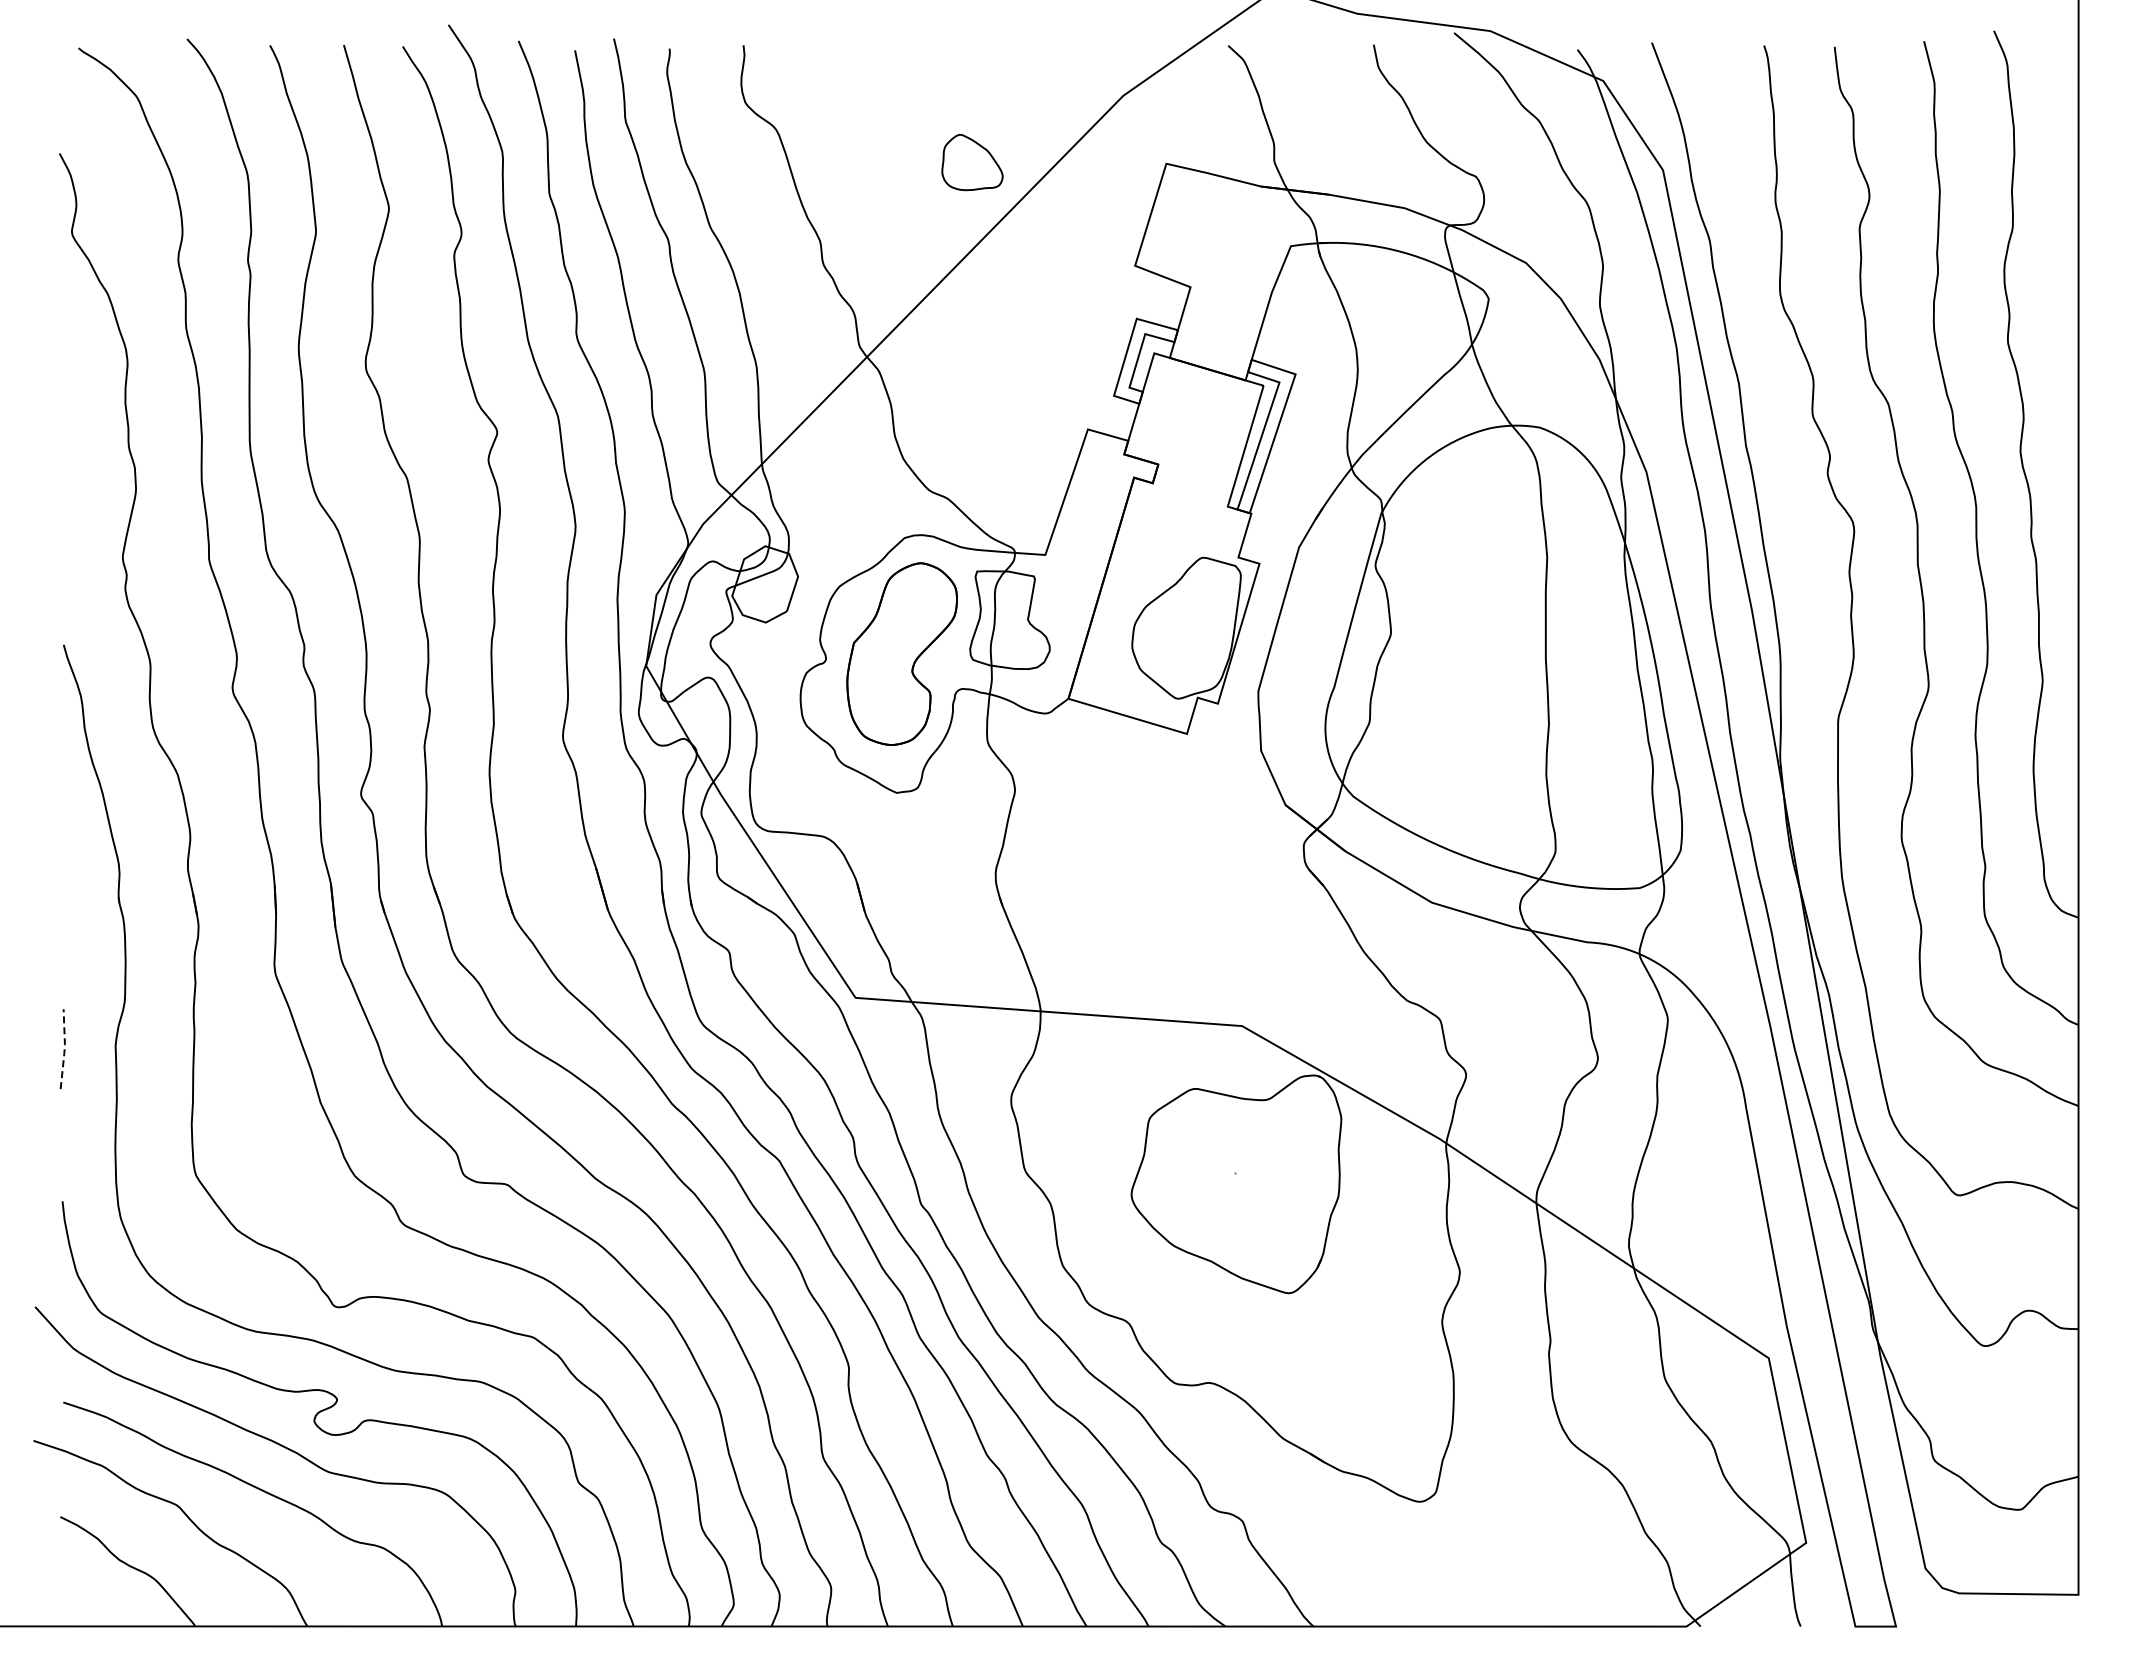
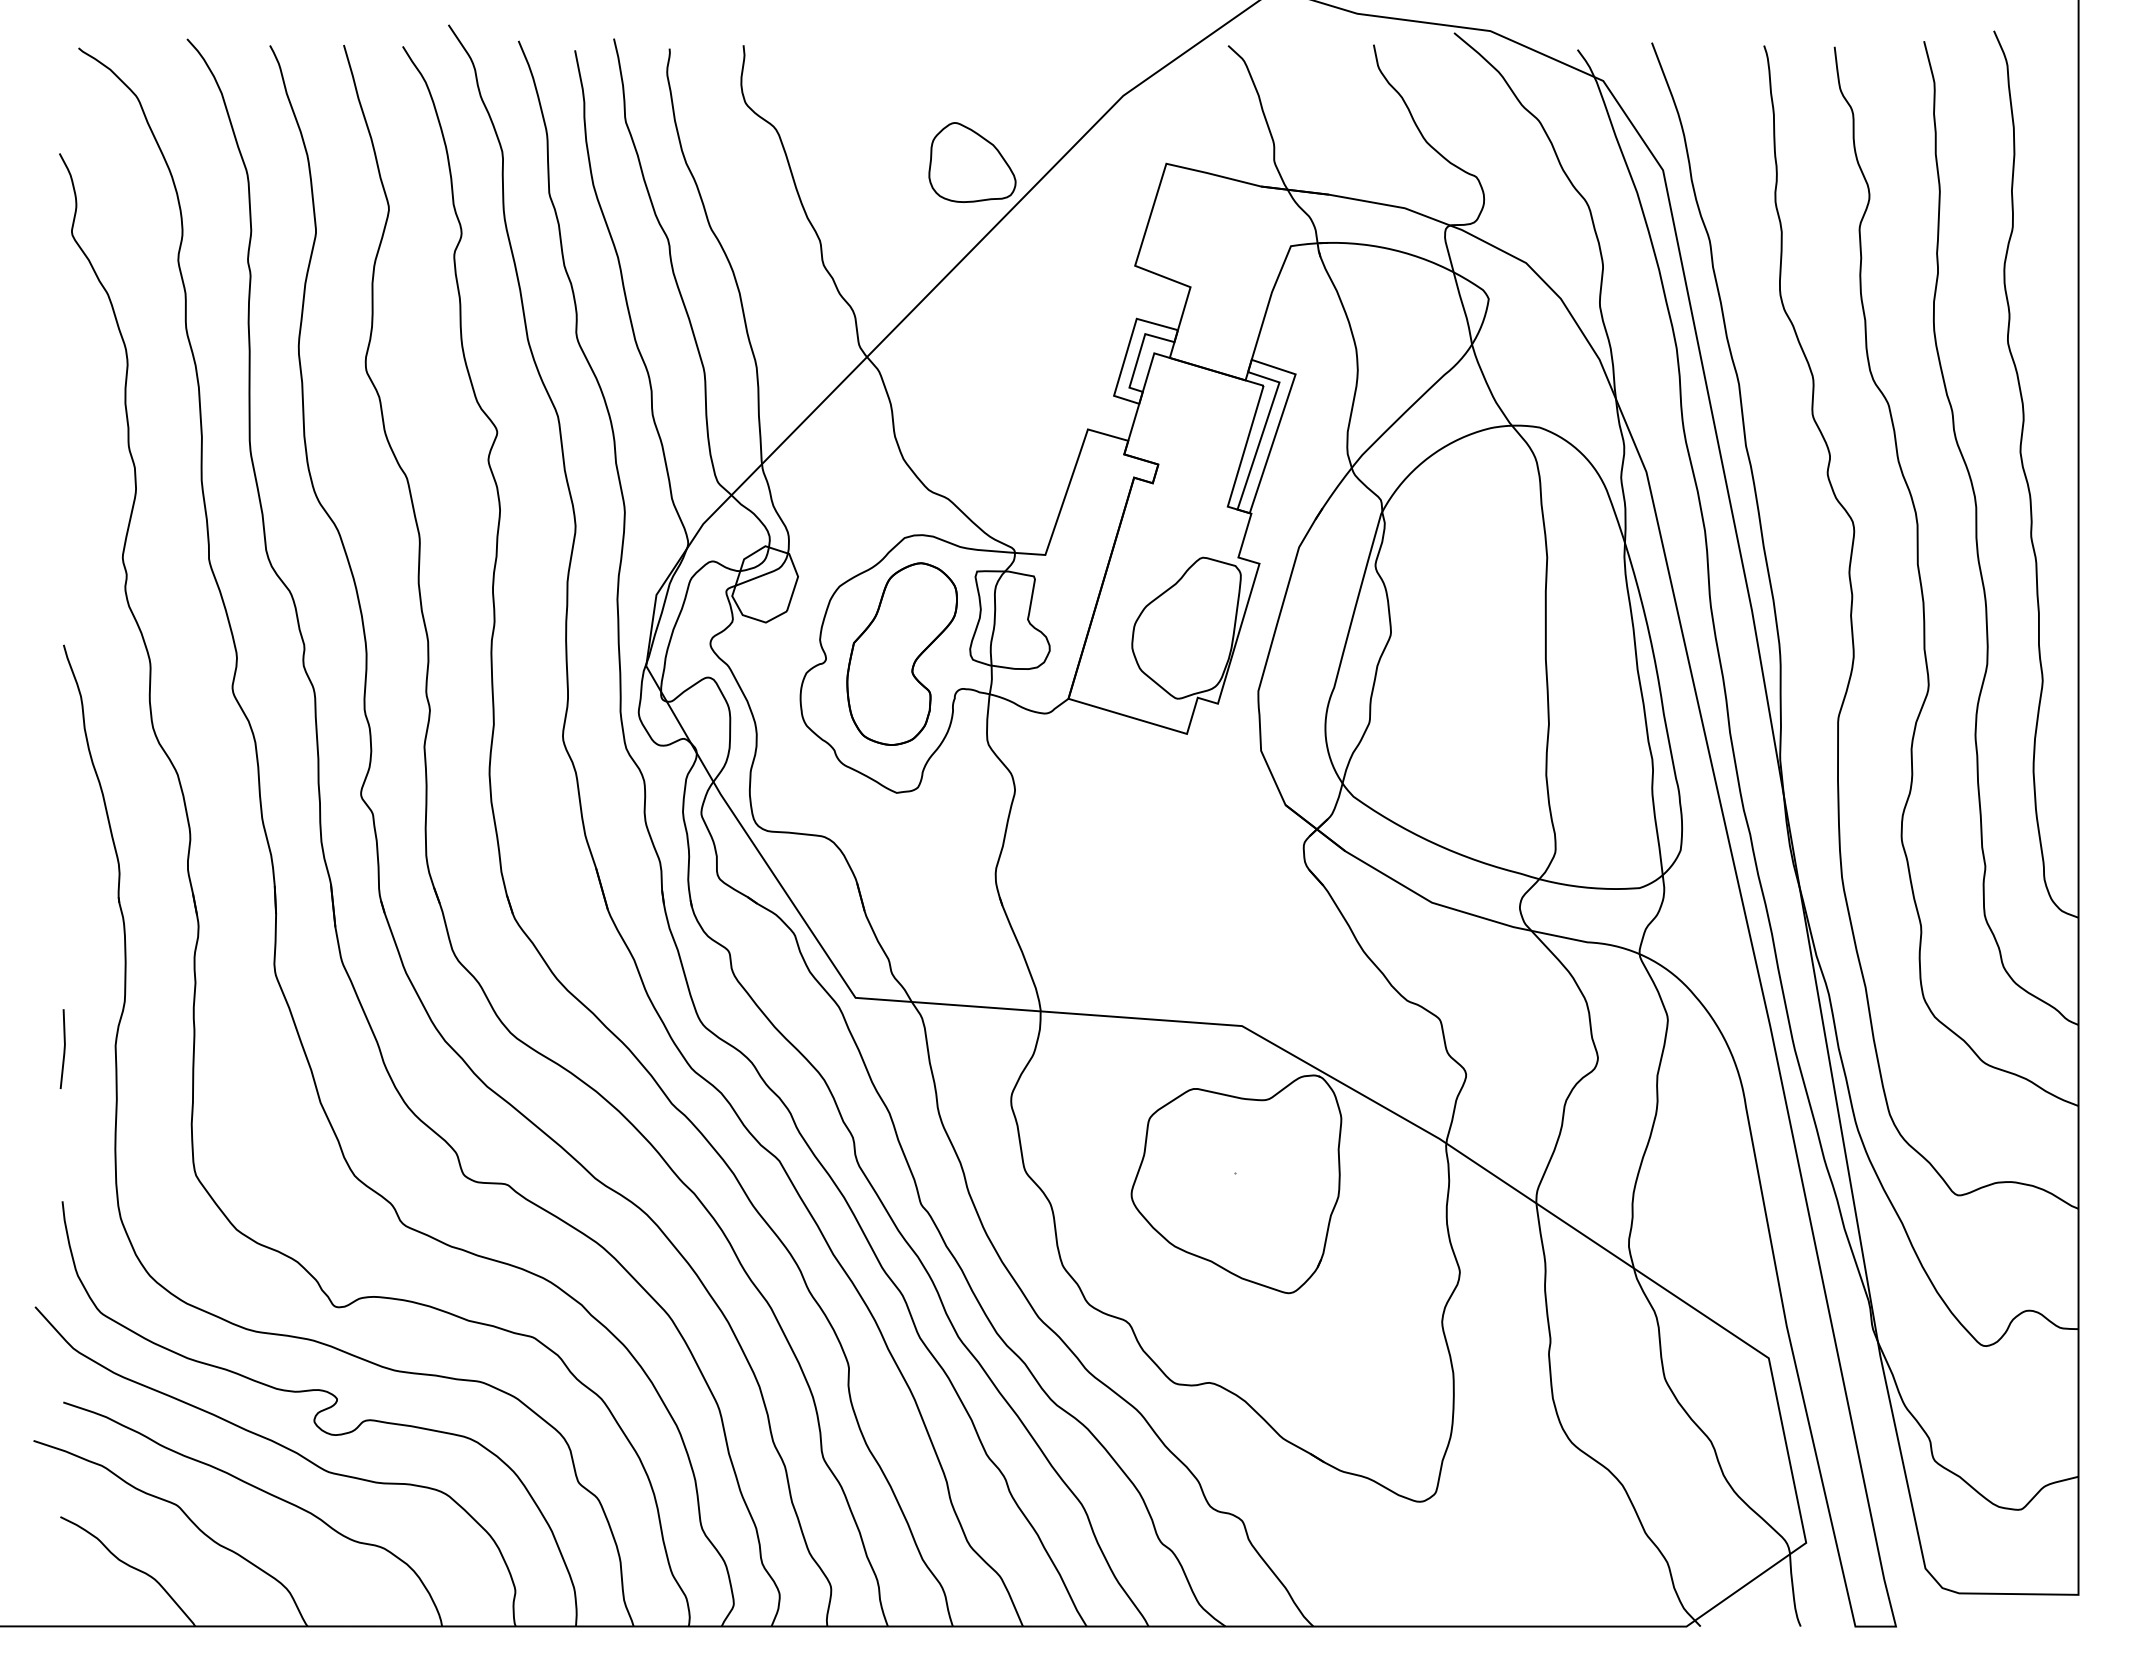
part size: 63x58 px -> 89x81 px (972, 162)
line: dashed -> solid (64, 1048)
